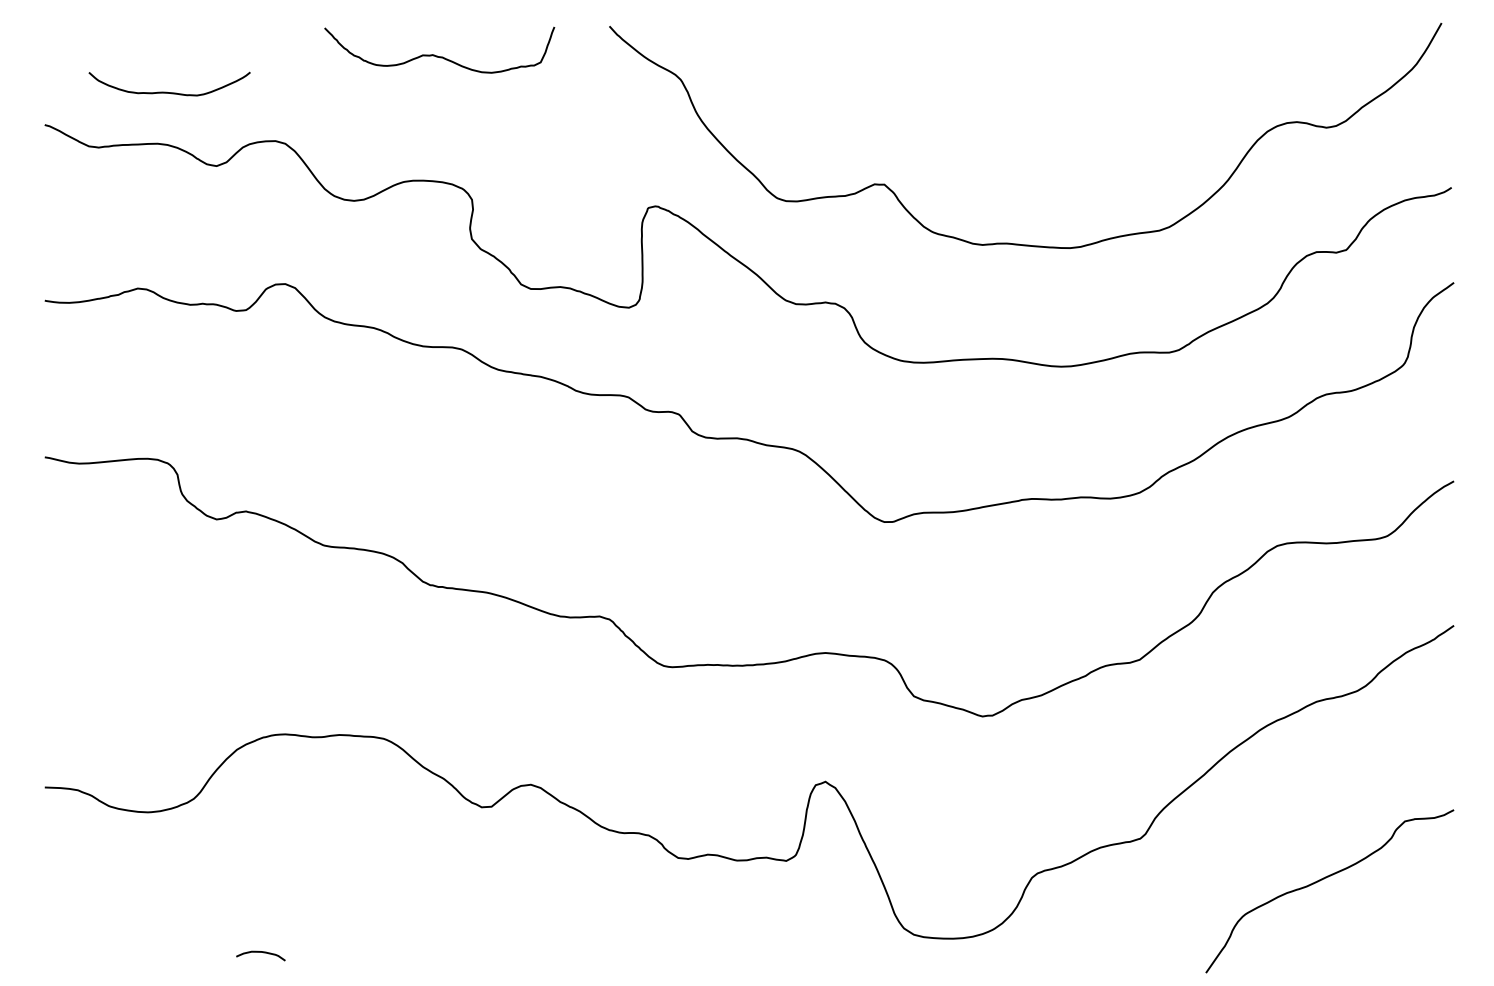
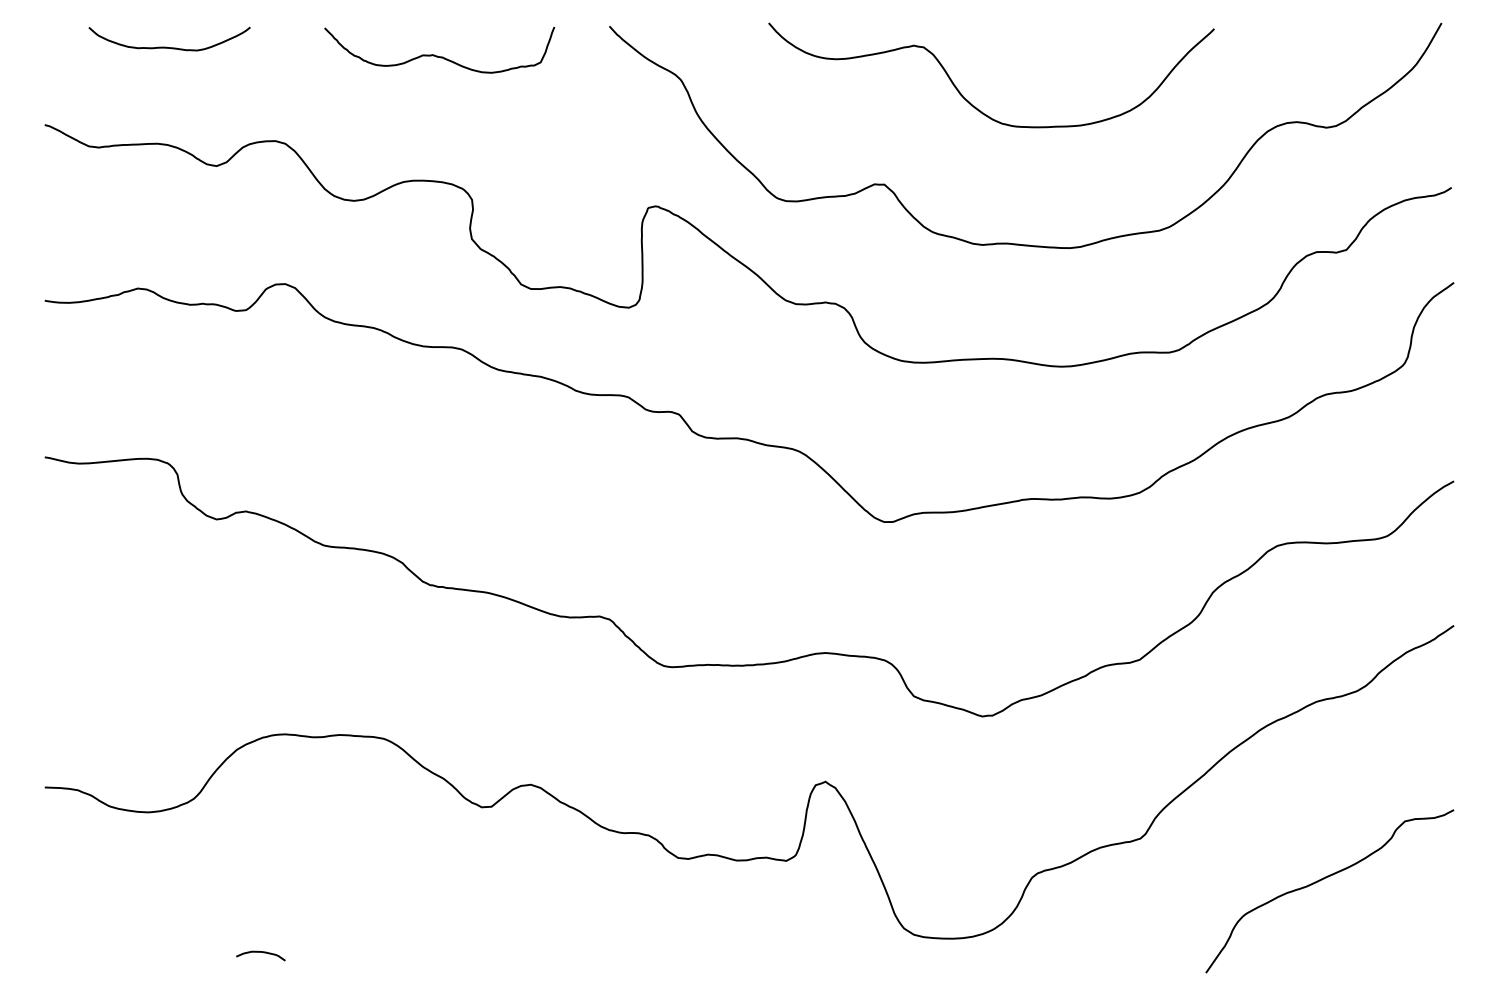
curve position: (166, 91) -> (166, 46) (166, 46)
curve: none -> present (967, 99)
